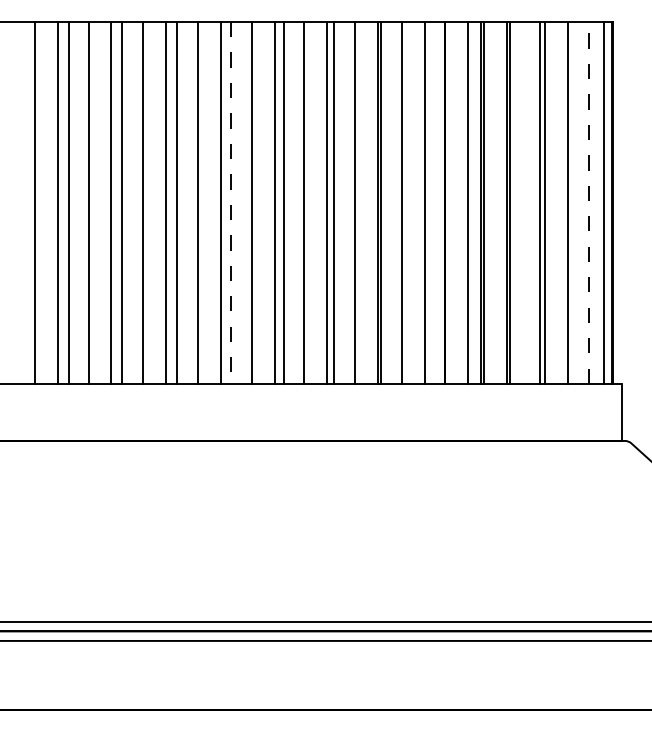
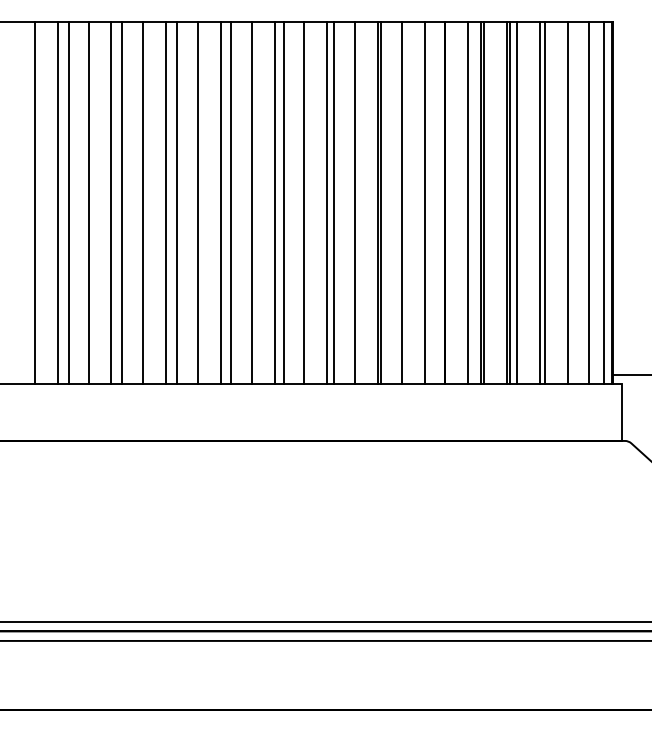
line: dashed -> solid (231, 202)
line: none -> present (517, 202)
line: dashed -> solid (589, 202)
line: none -> present (630, 375)
